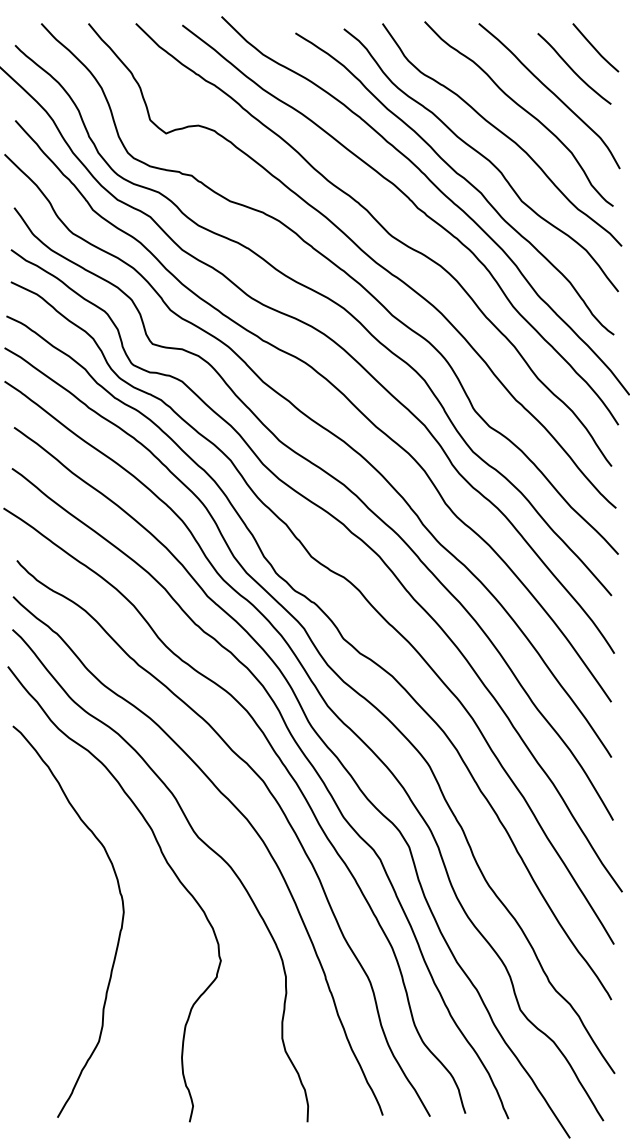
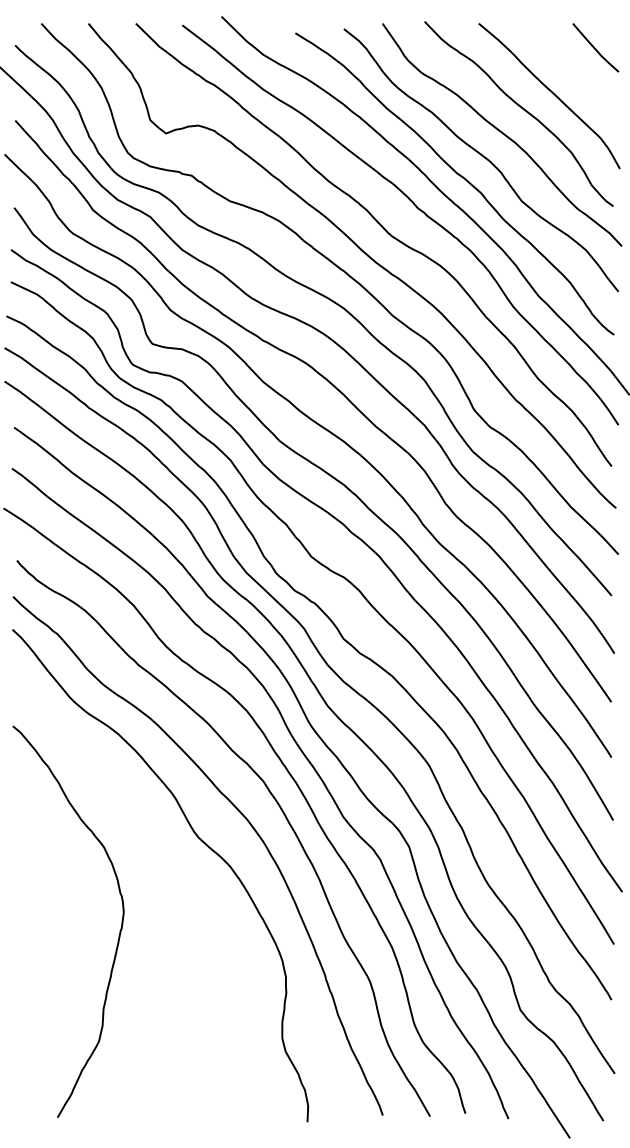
curve: present -> none (573, 69)
curve: present -> none (166, 863)
